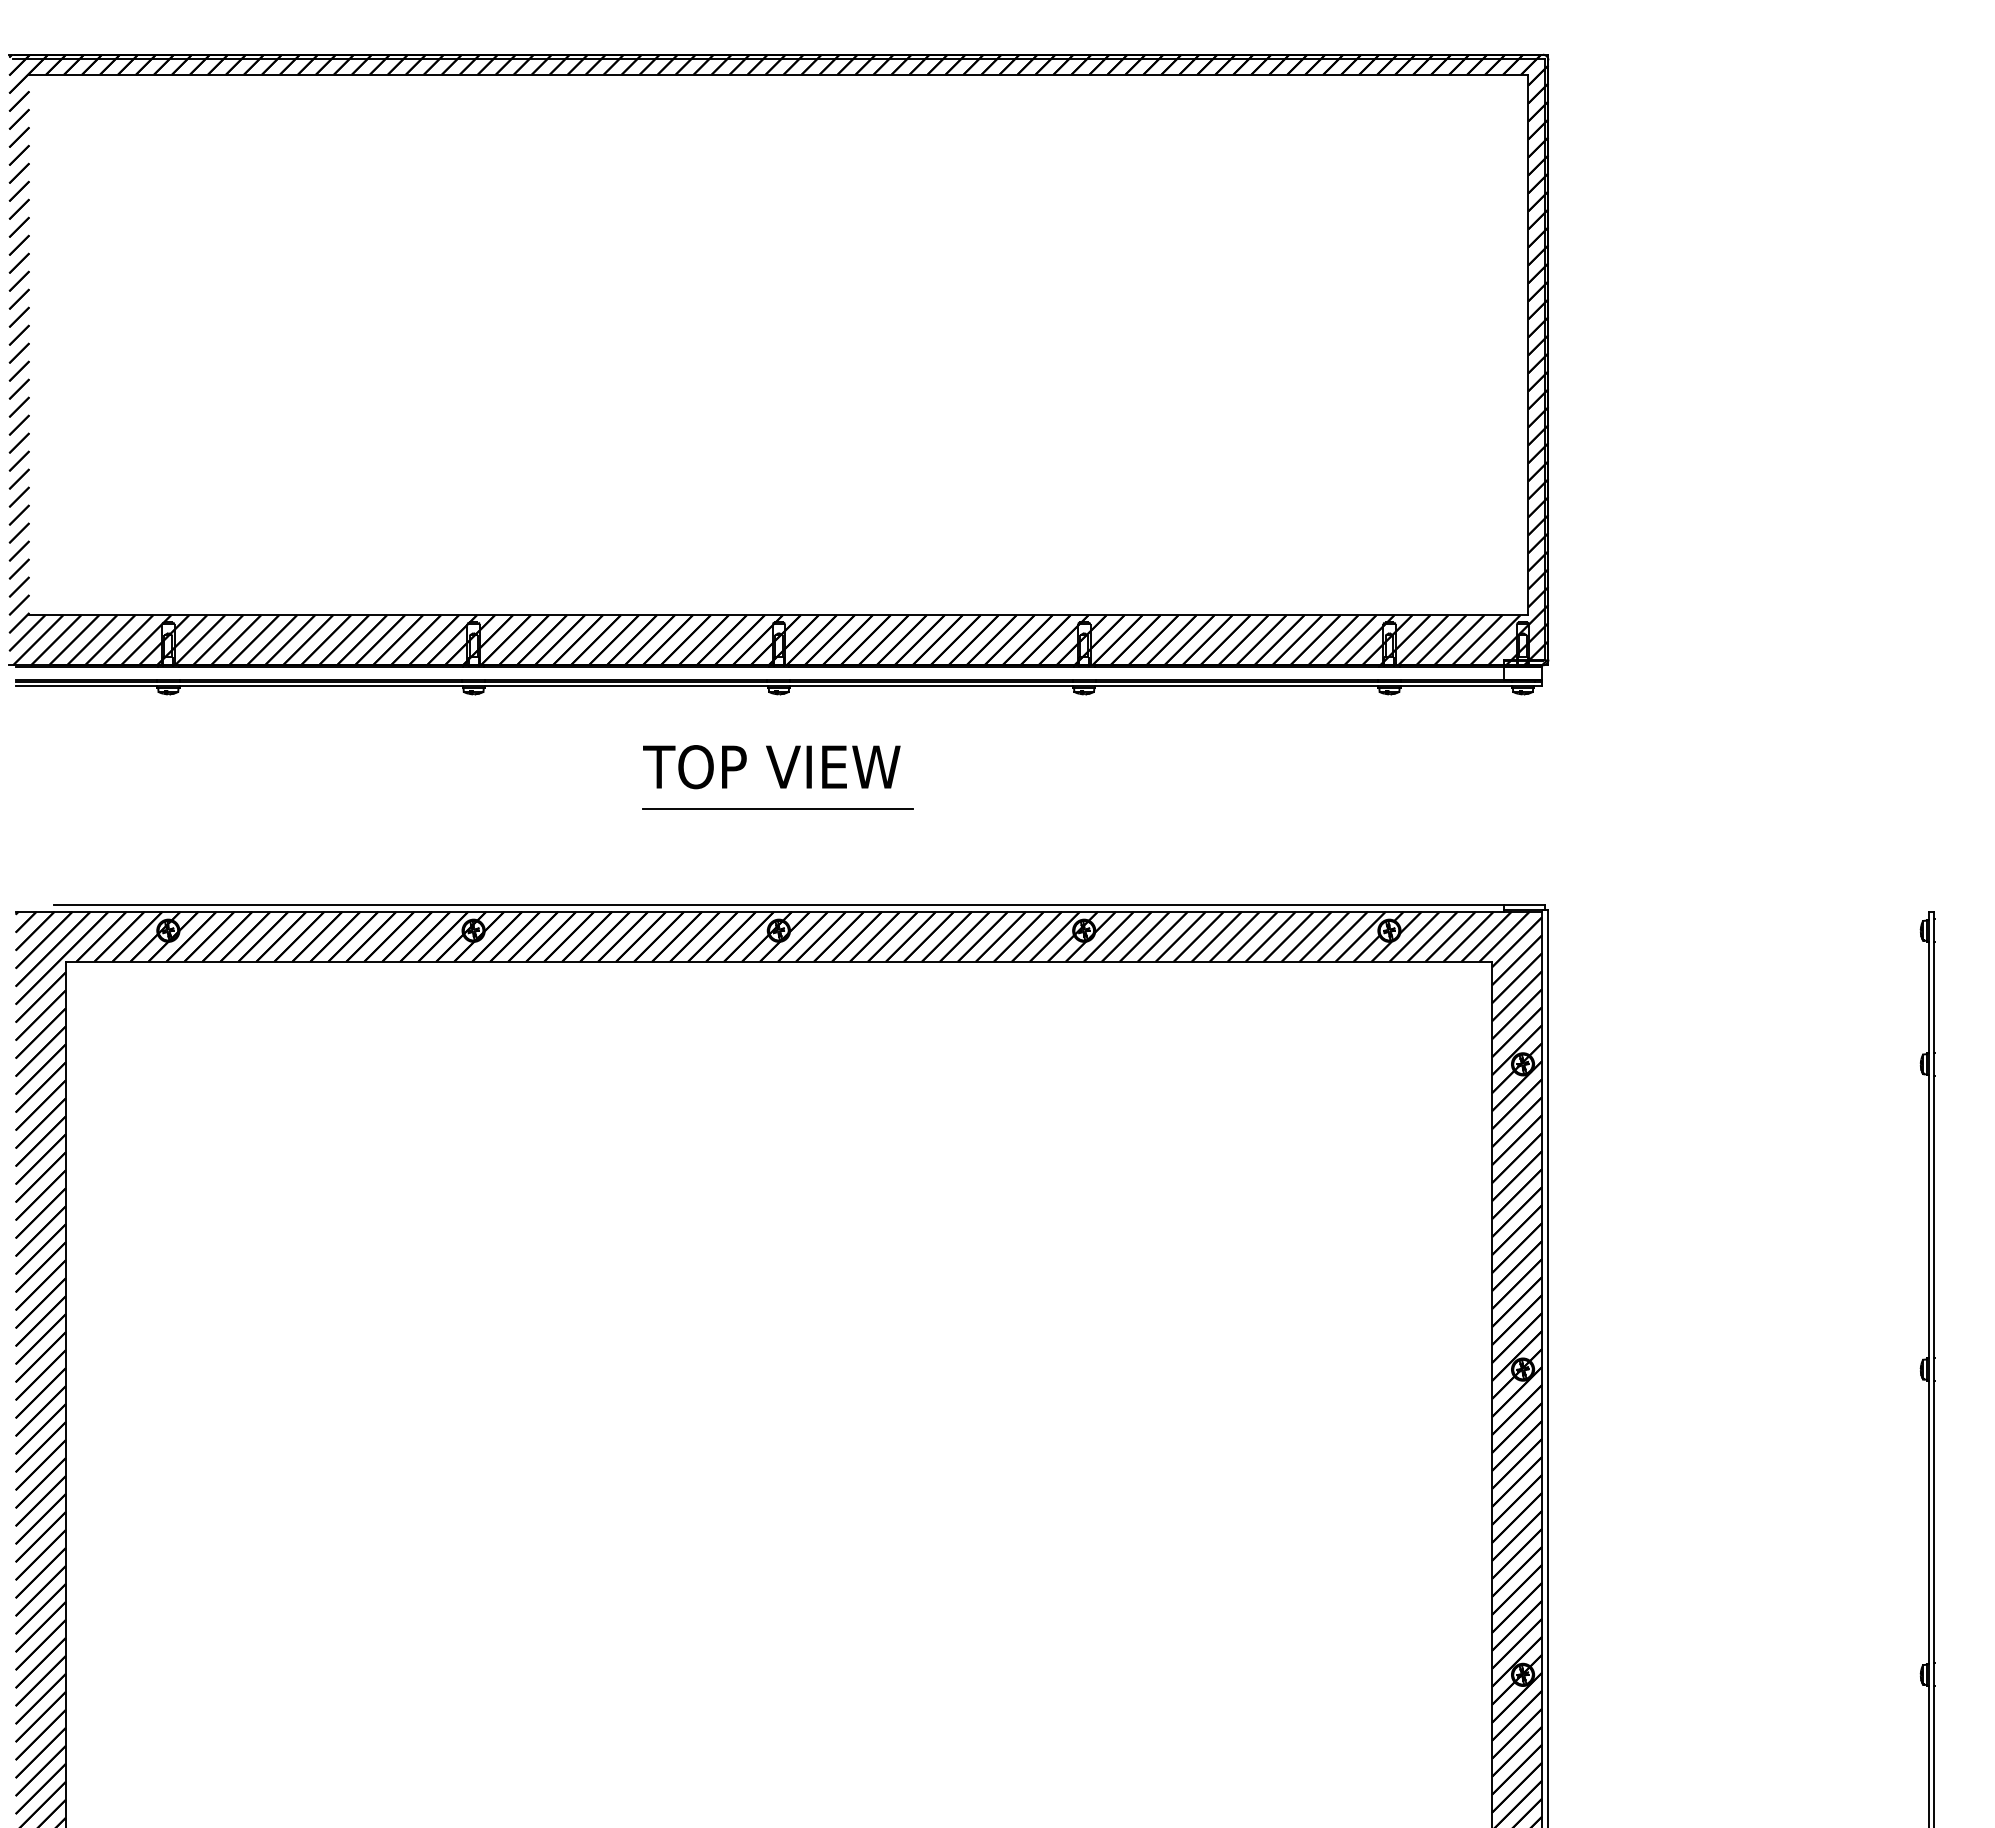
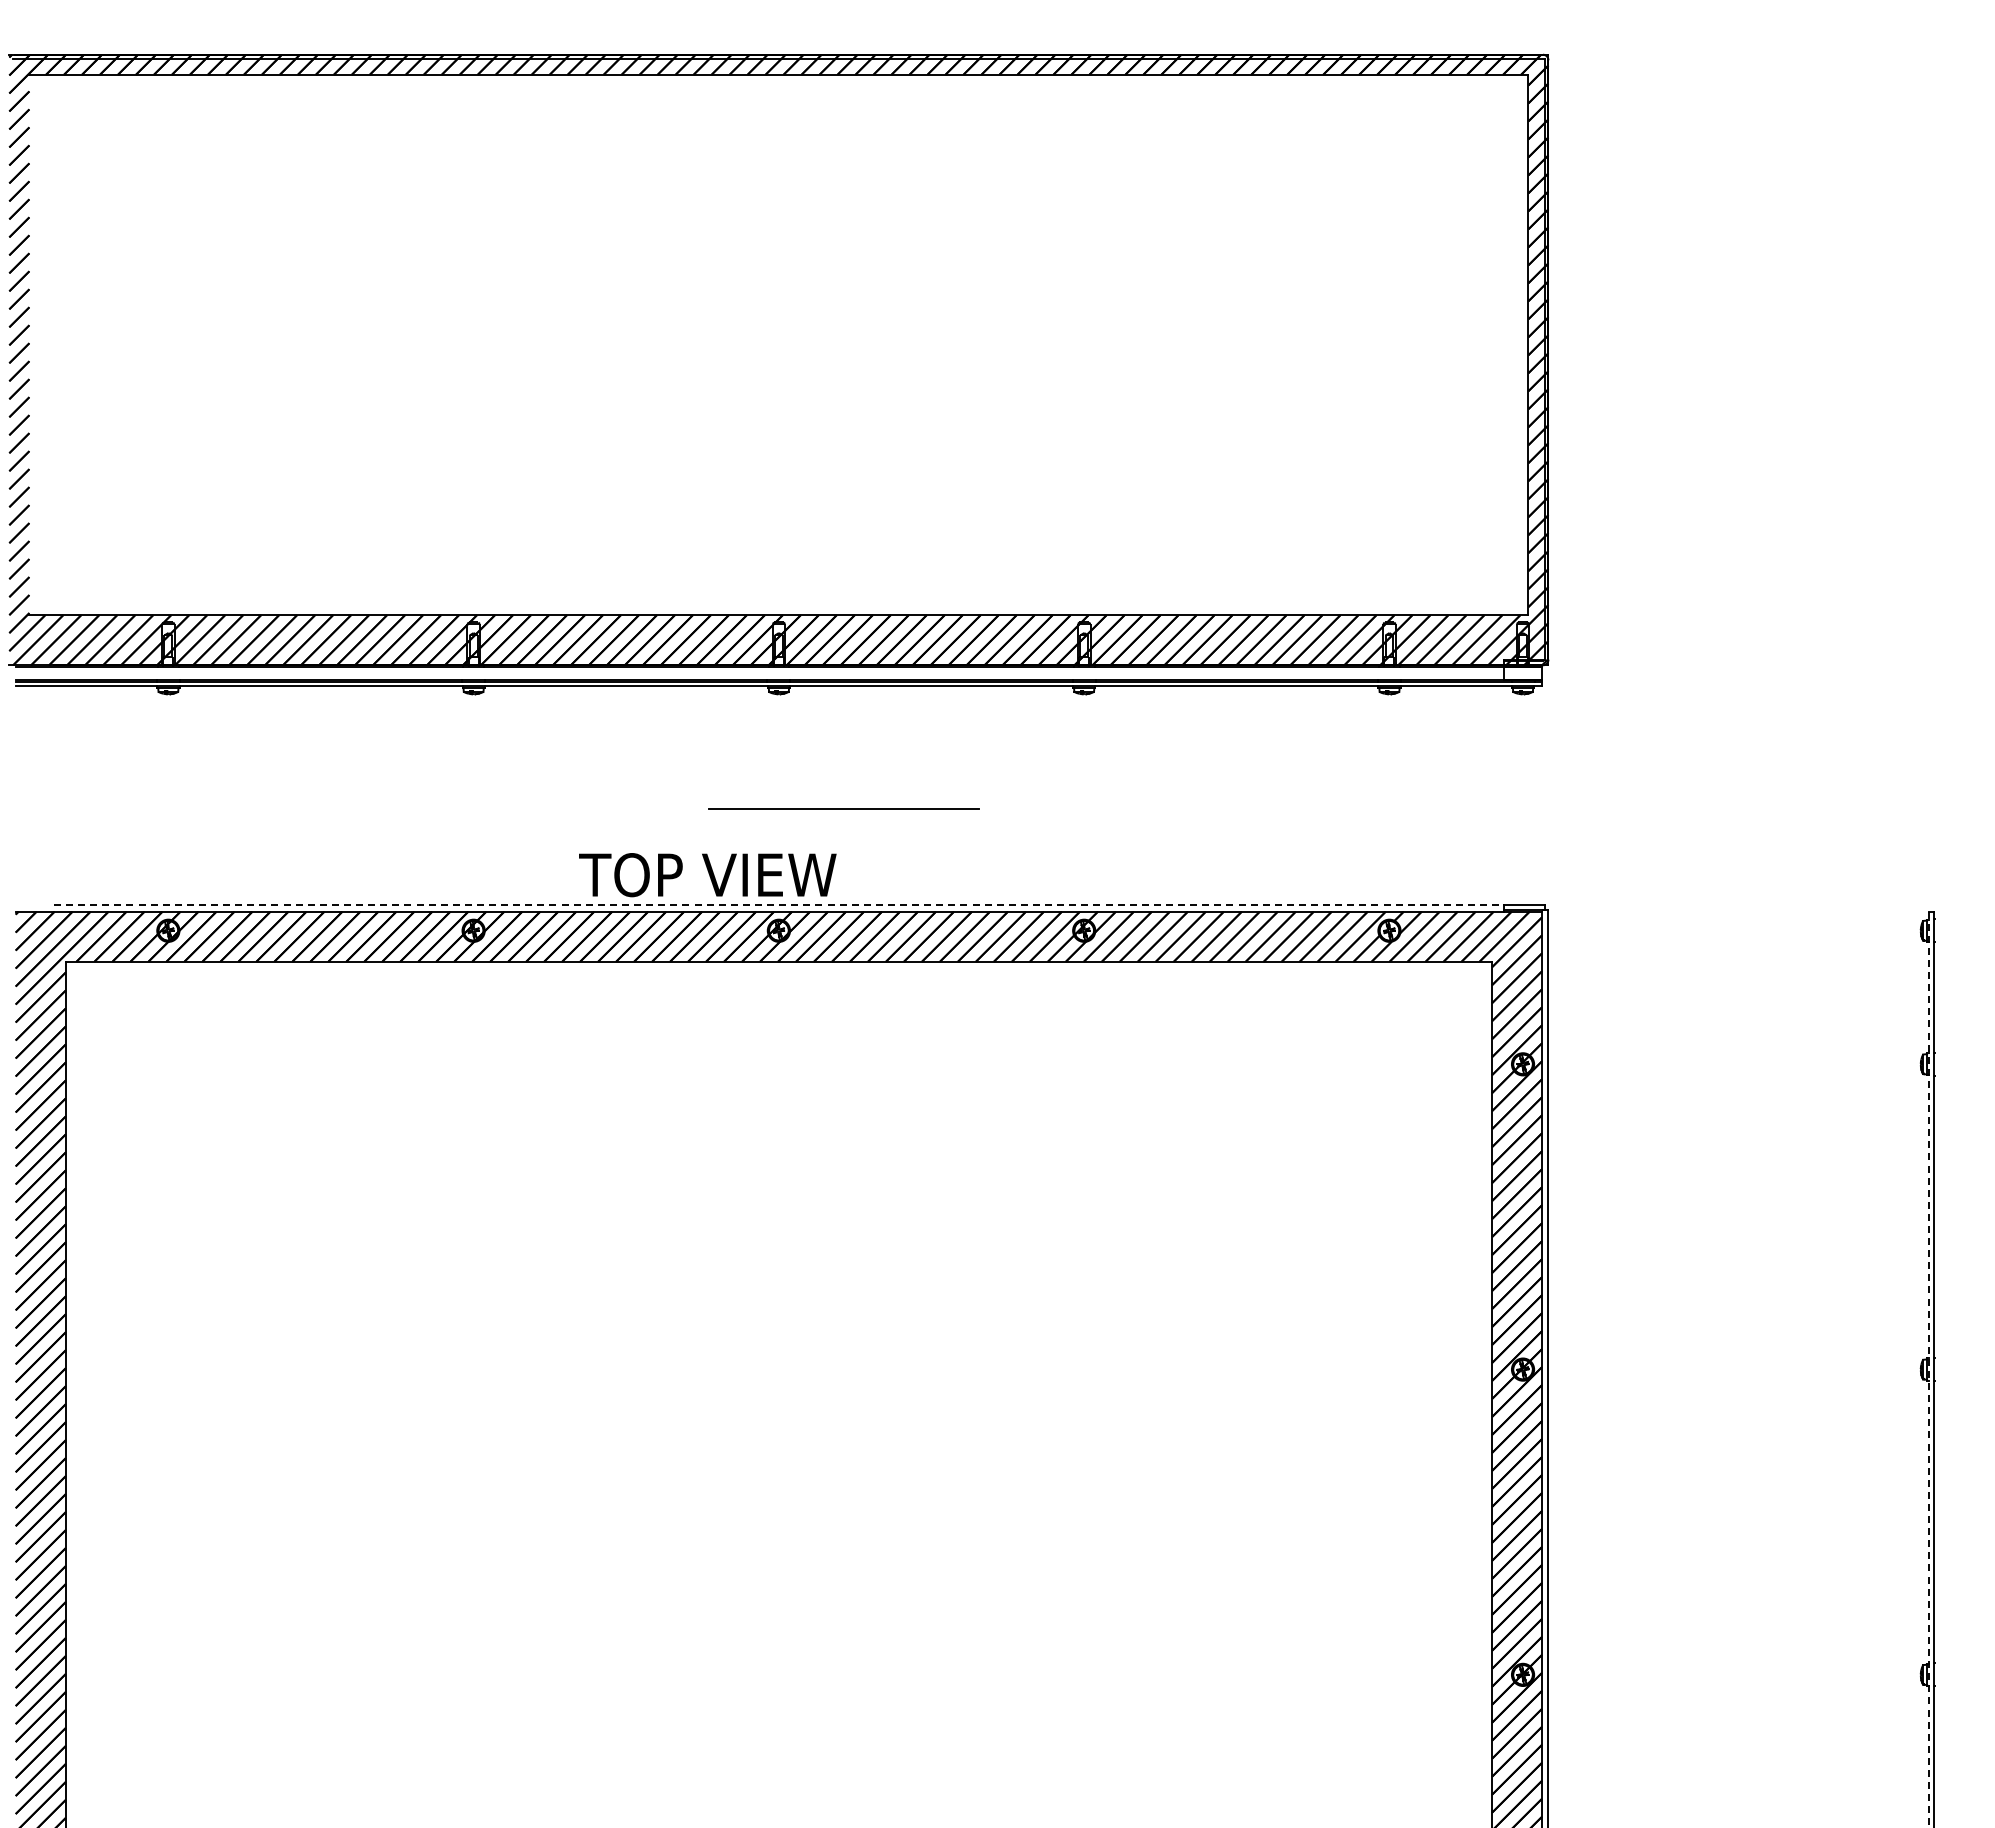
text position: (771, 767) -> (707, 875) (707, 875)
line position: (777, 808) -> (843, 808) (843, 808)
line: solid -> dashed (779, 905)
line: solid -> dashed (1928, 1369)
